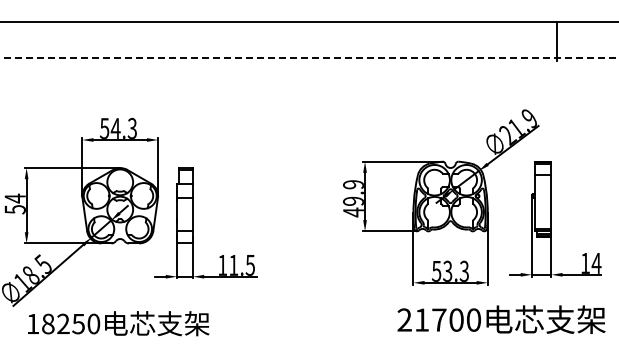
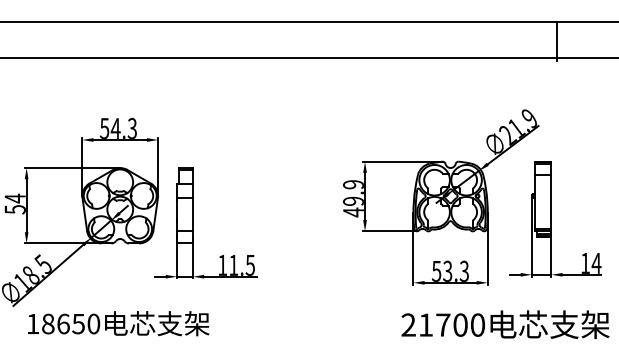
line: dashed -> solid (309, 57)
text position: (501, 319) -> (505, 324) (505, 324)
text: 18250 -> 18650 (63, 323)
